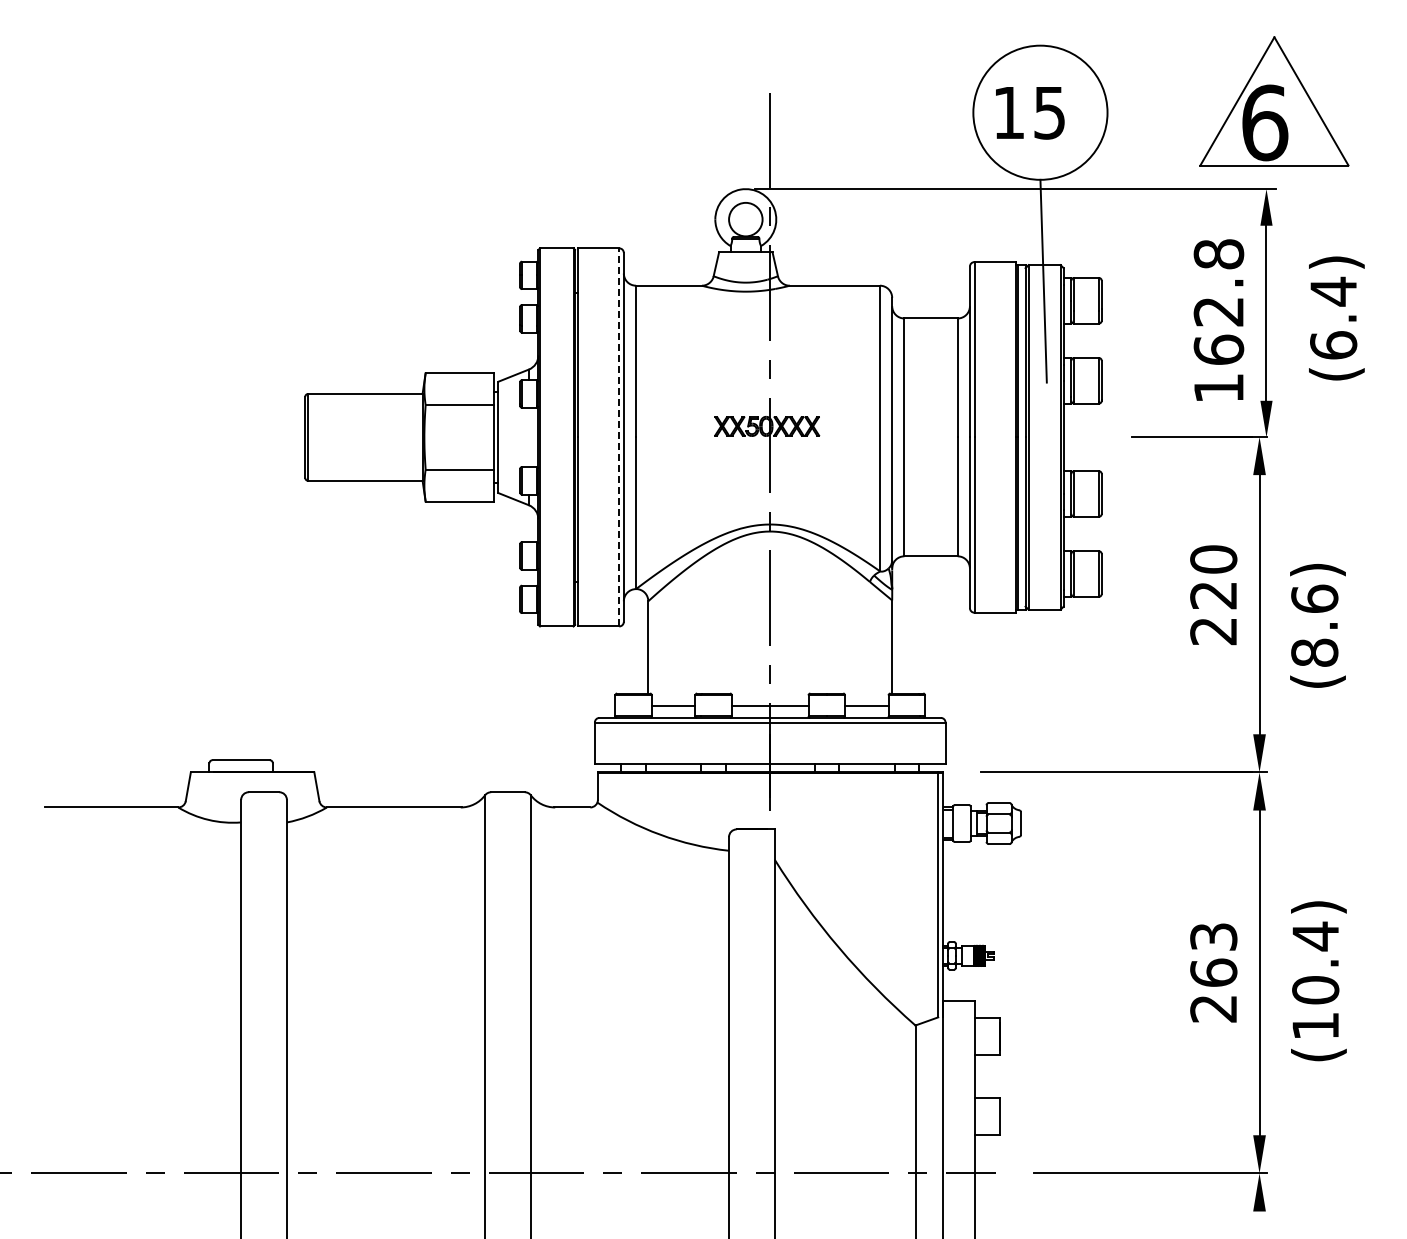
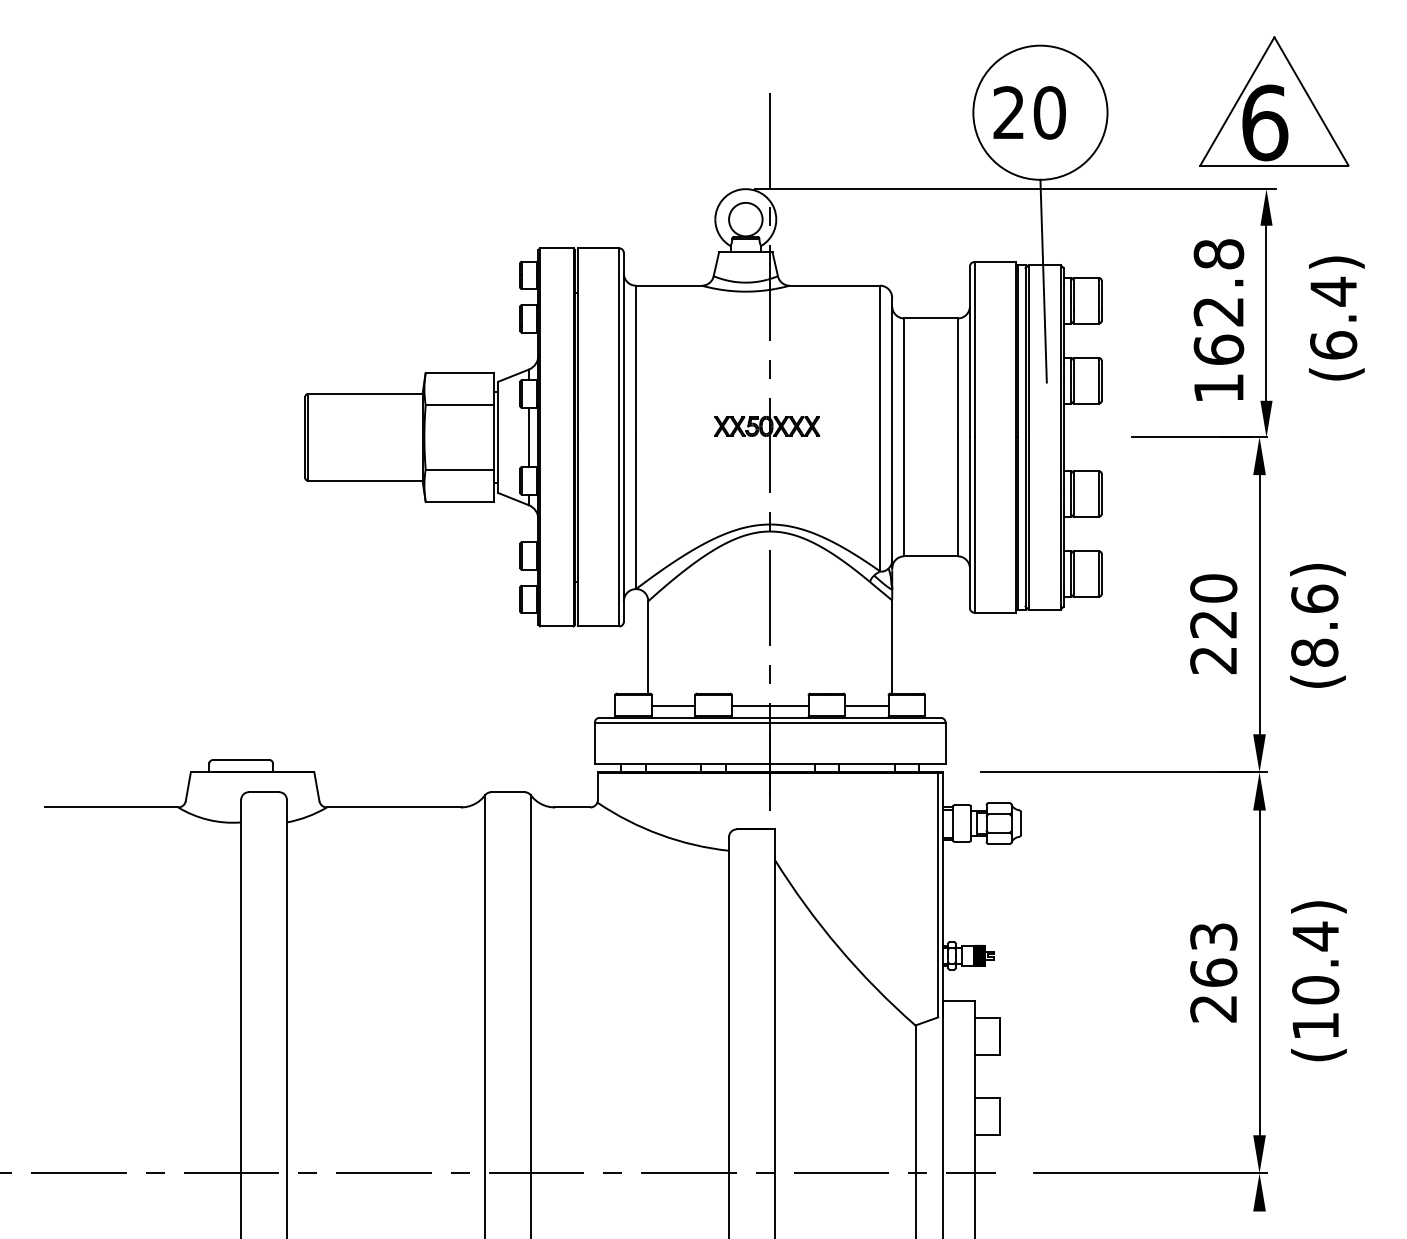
text: 15 -> 20 (1029, 112)
line: dashed -> solid (619, 436)
line: none -> present (528, 437)
text position: (1213, 595) -> (1213, 624) (1213, 624)
